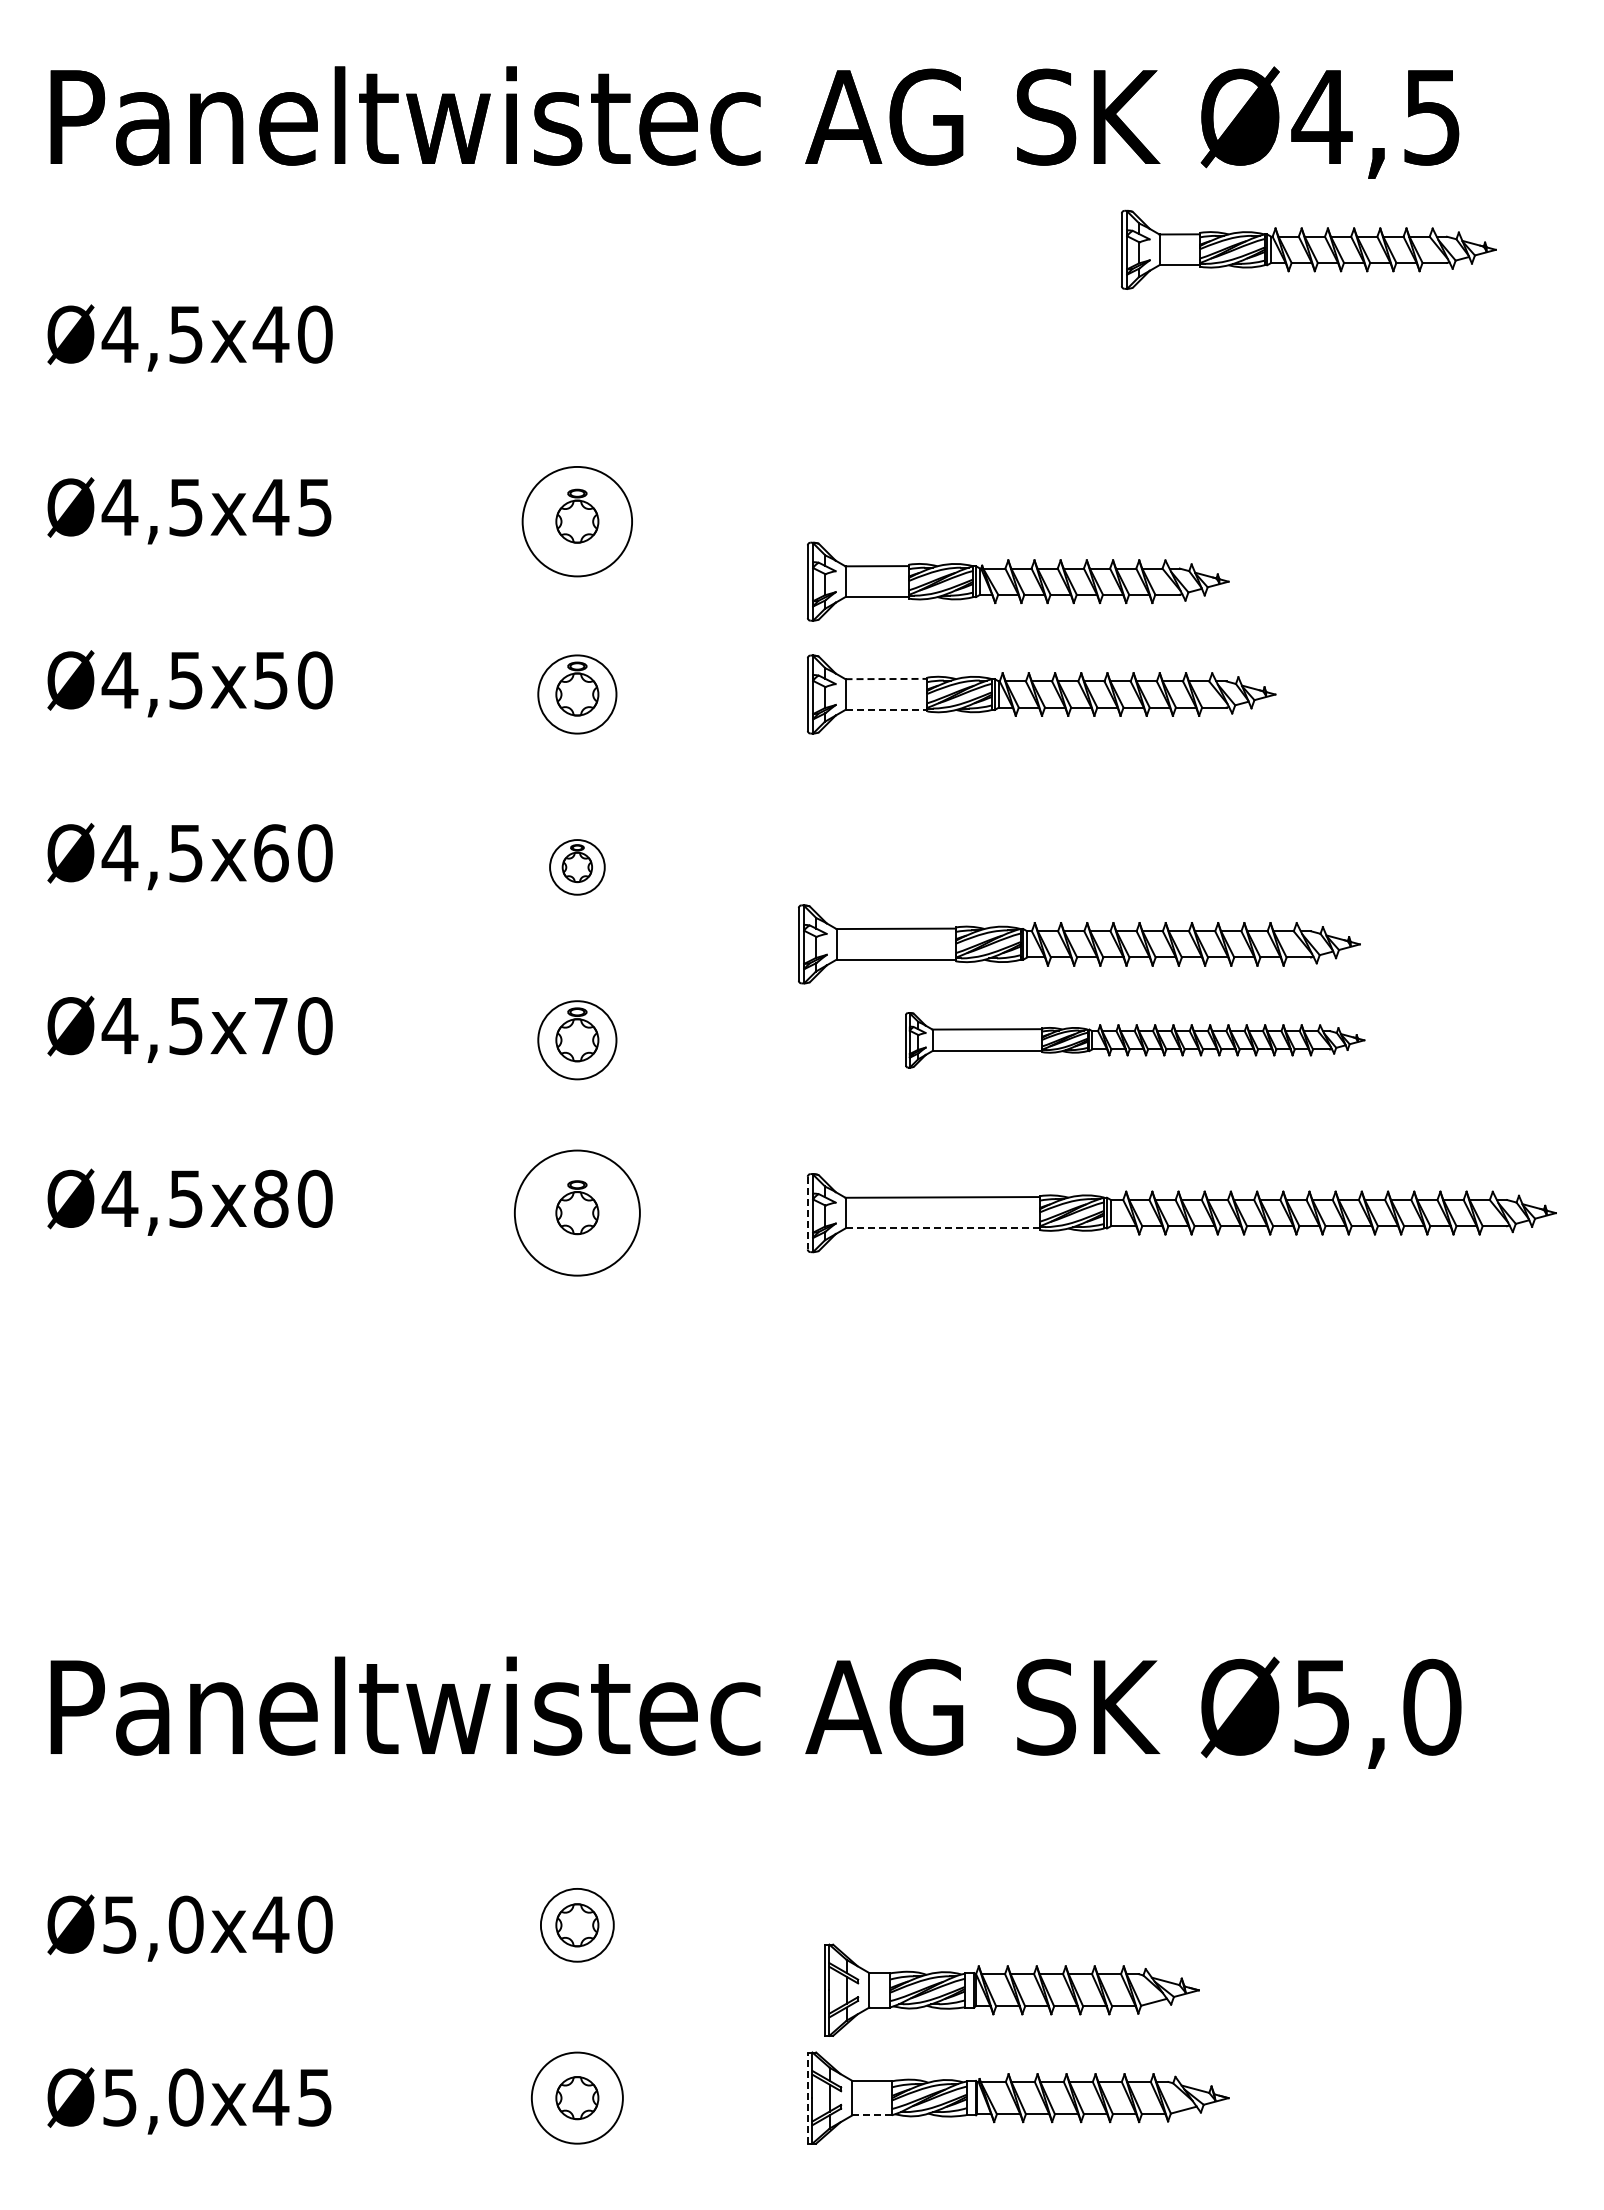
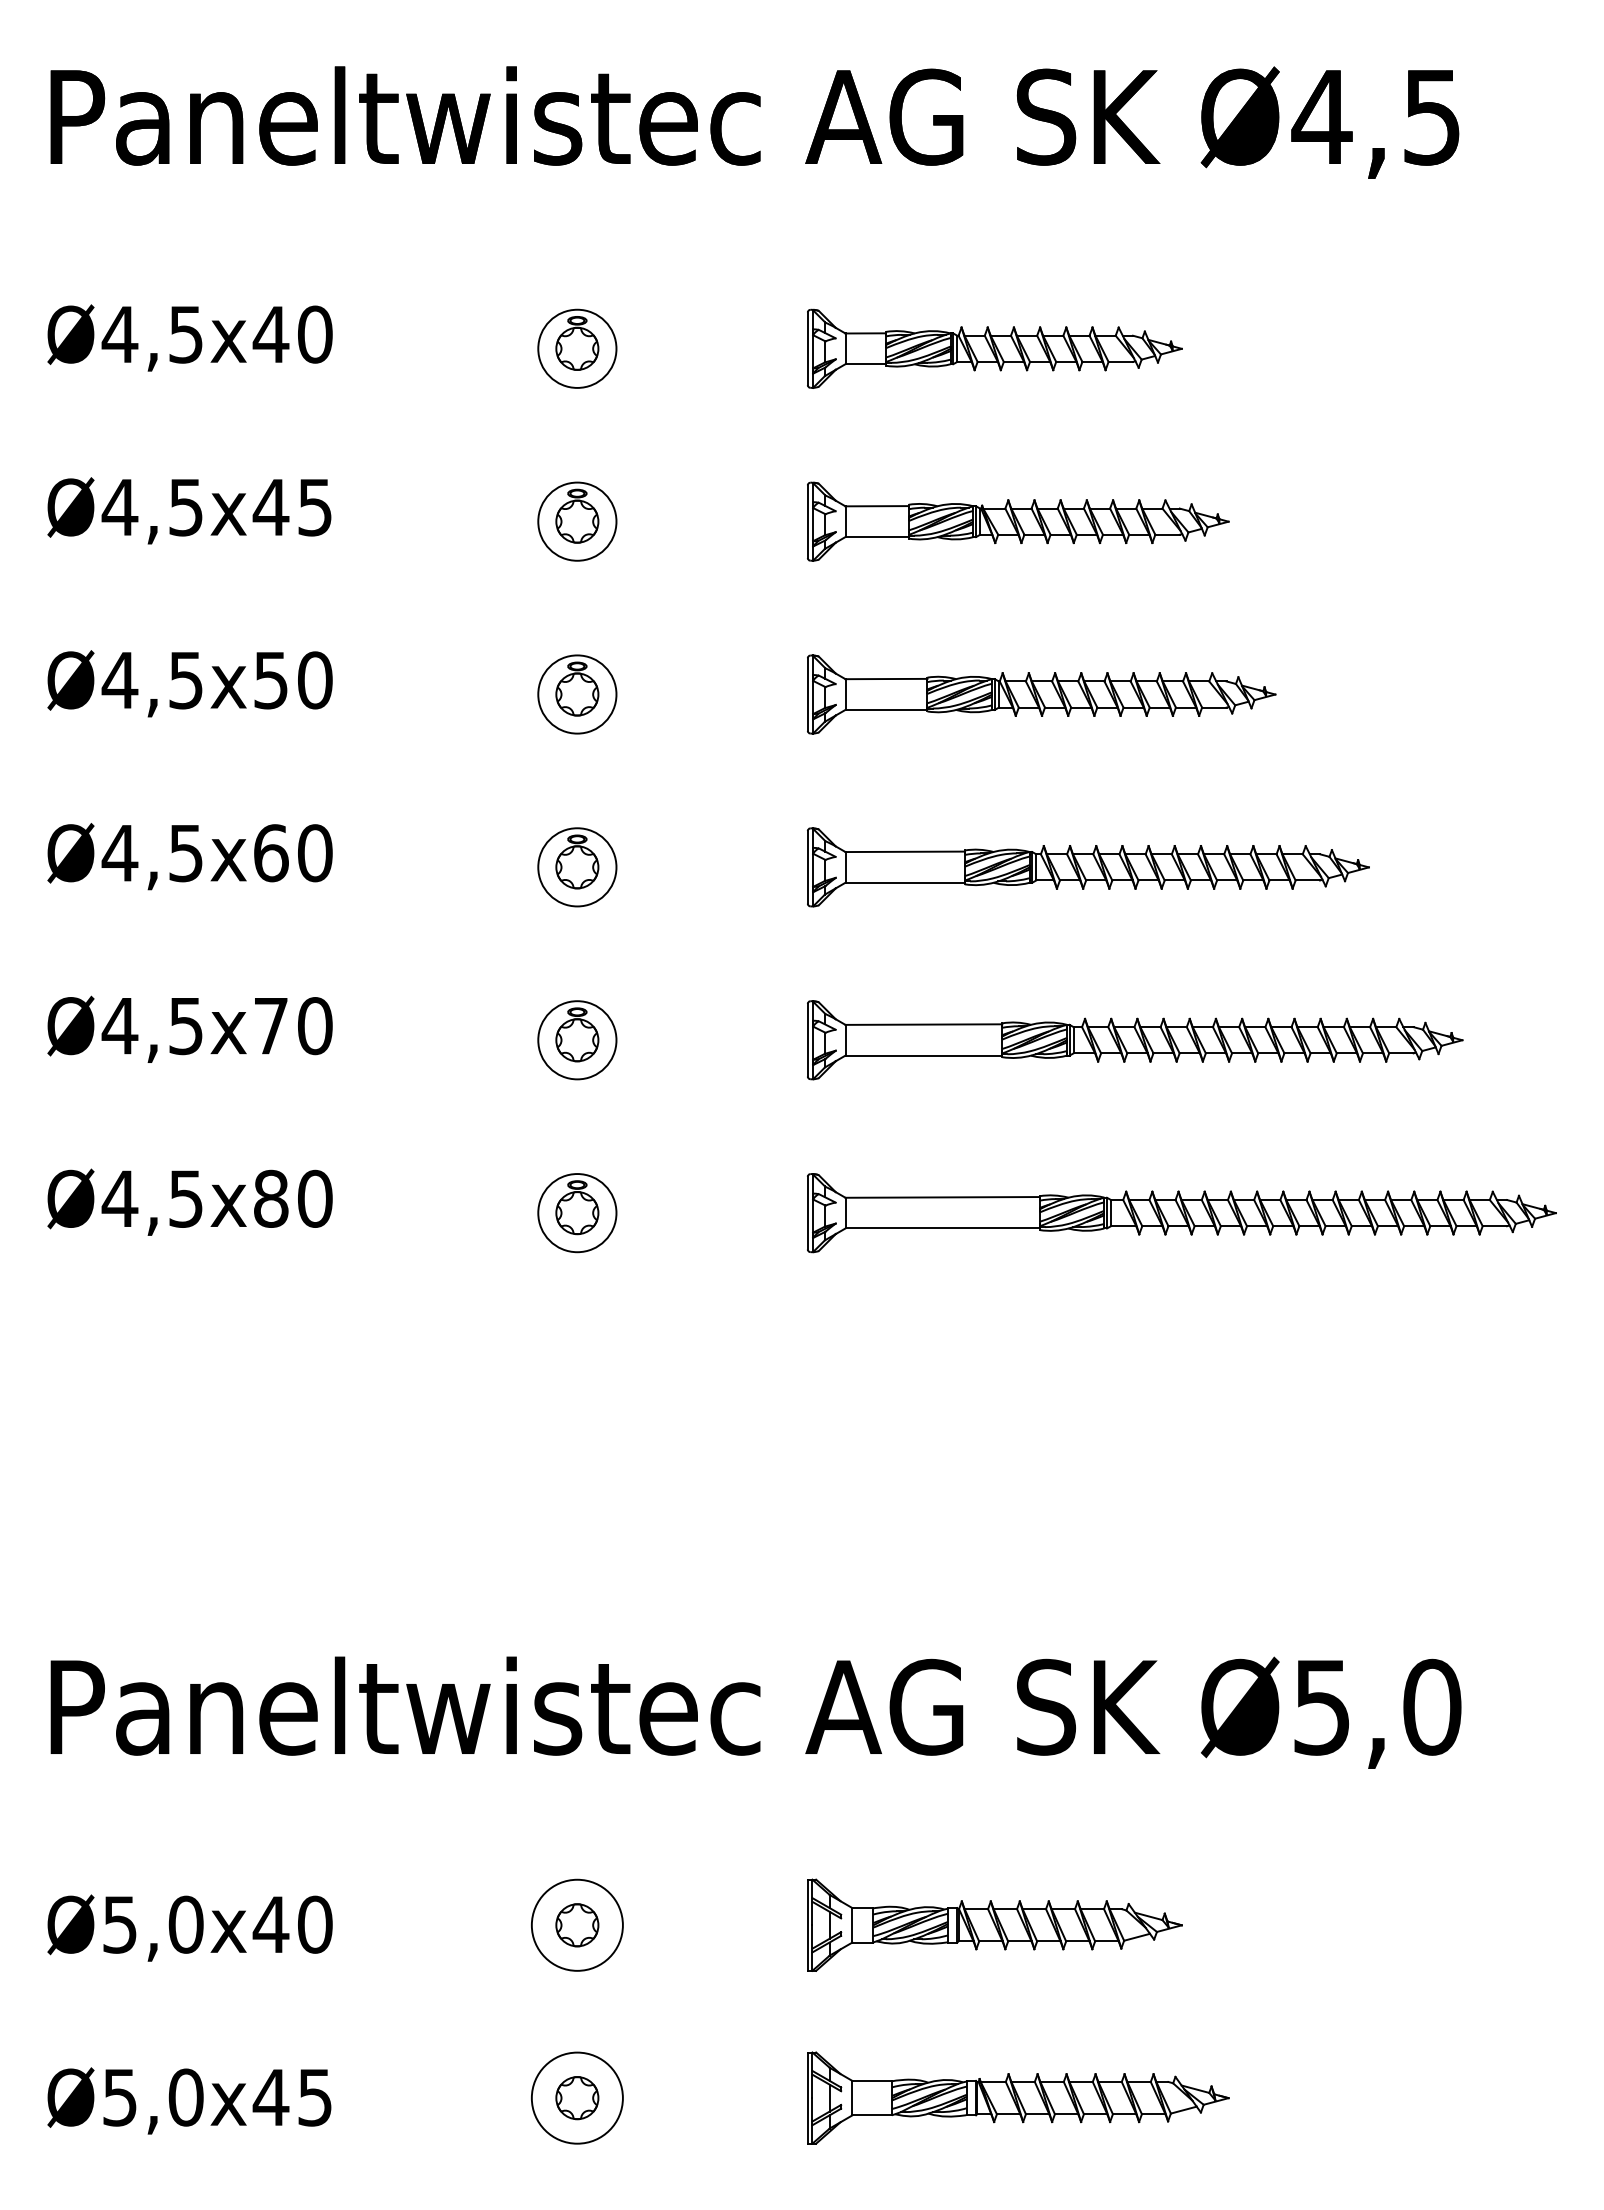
part position: (1308, 249) -> (994, 348) (994, 348)
part: none -> present (577, 348)
circle diameter: 109 px -> 78 px (577, 521)
part position: (1018, 581) -> (1018, 521) (1018, 521)
line: dashed -> solid (886, 679)
line: dashed -> solid (886, 709)
part size: 57x57 px -> 81x81 px (577, 867)
part position: (1079, 944) -> (1088, 867) (1088, 867)
part size: 461x57 px -> 657x81 px (1135, 1040)
circle diameter: 125 px -> 78 px (577, 1213)
line: dashed -> solid (807, 1213)
line: dashed -> solid (943, 1228)
circle diameter: 73 px -> 91 px (576, 1924)
part position: (1011, 1989) -> (994, 1924) (994, 1924)
line: dashed -> solid (807, 2098)
line: dashed -> solid (872, 2115)
